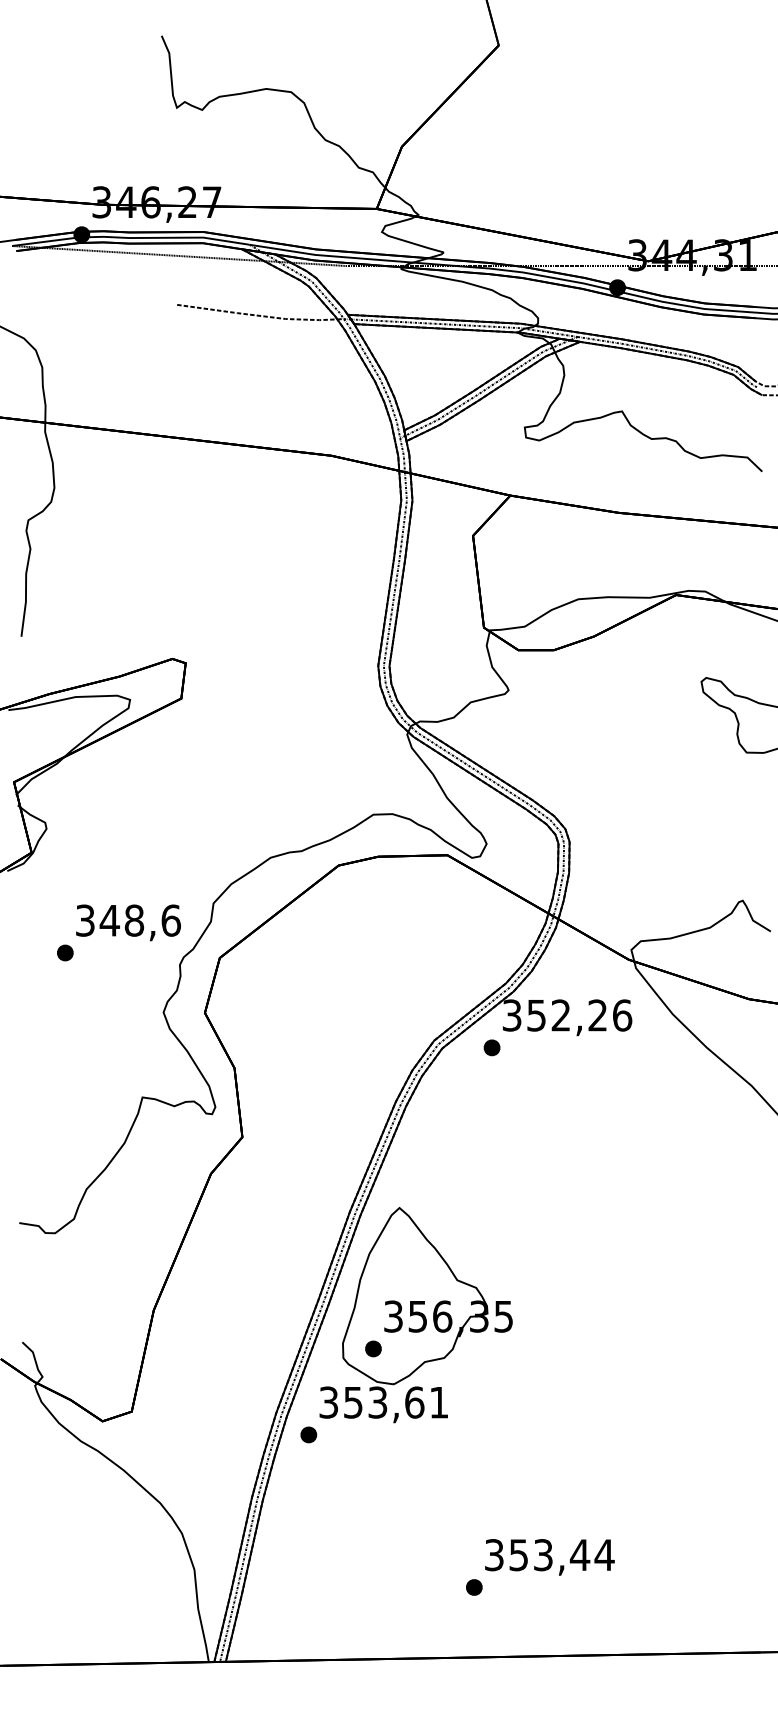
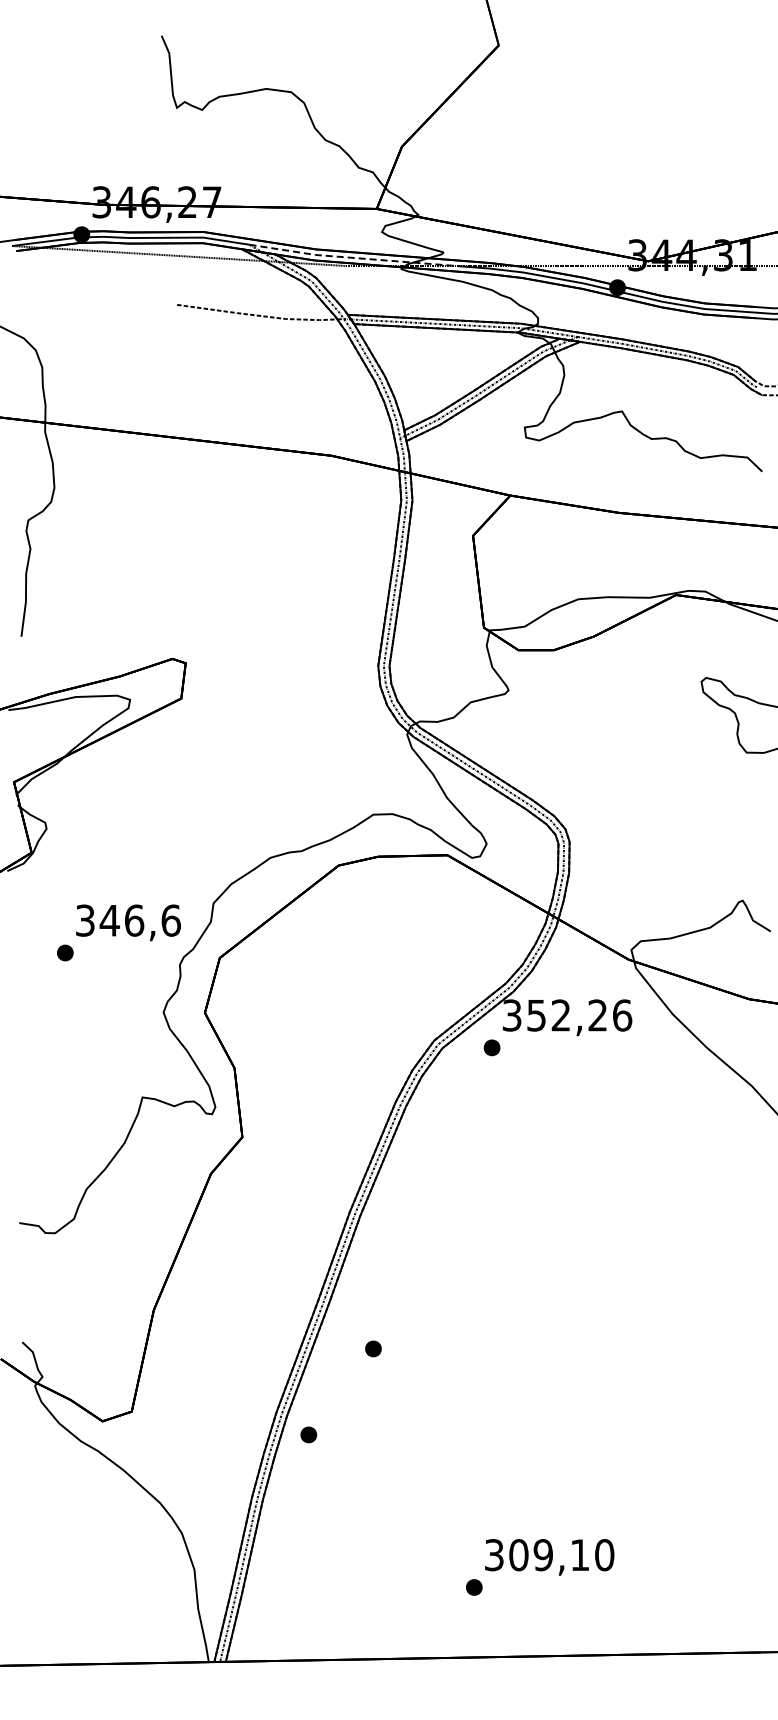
line: solid -> dashed (353, 257)
text: 348,6 -> 346,6 (134, 920)
part: present -> none (415, 1315)
text: 353,44 -> 309,10 (561, 1555)
